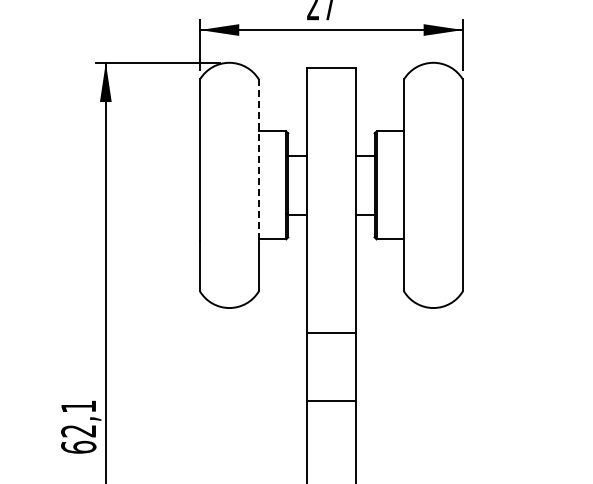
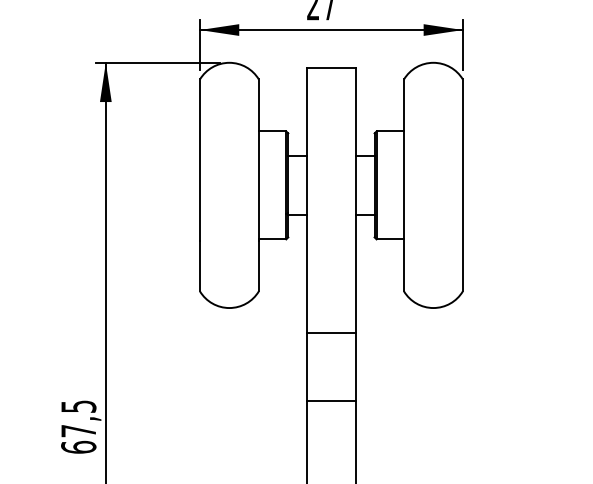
line: dashed -> solid (258, 160)
text: 62,1 -> 67,5 (78, 418)
